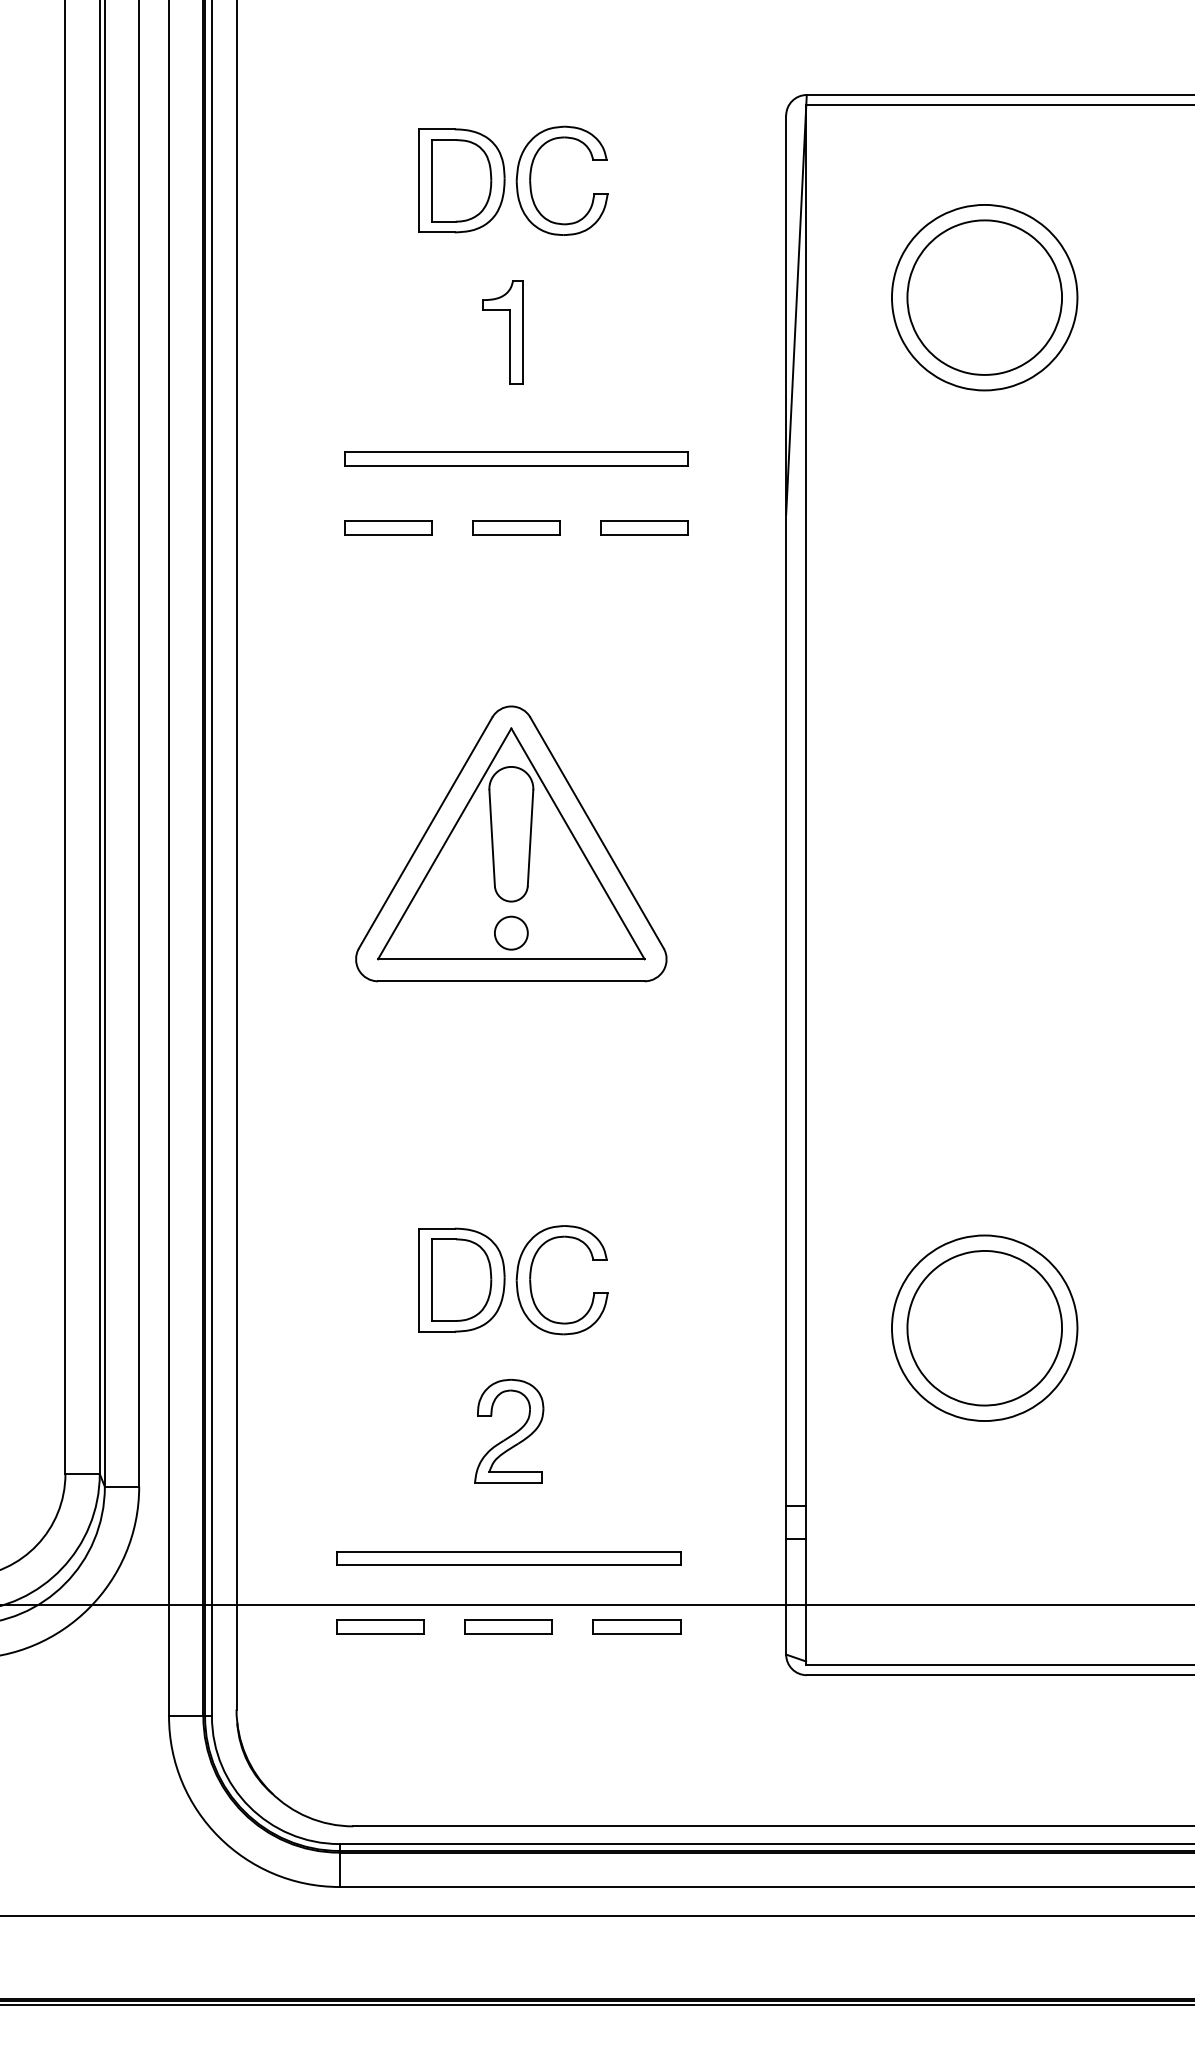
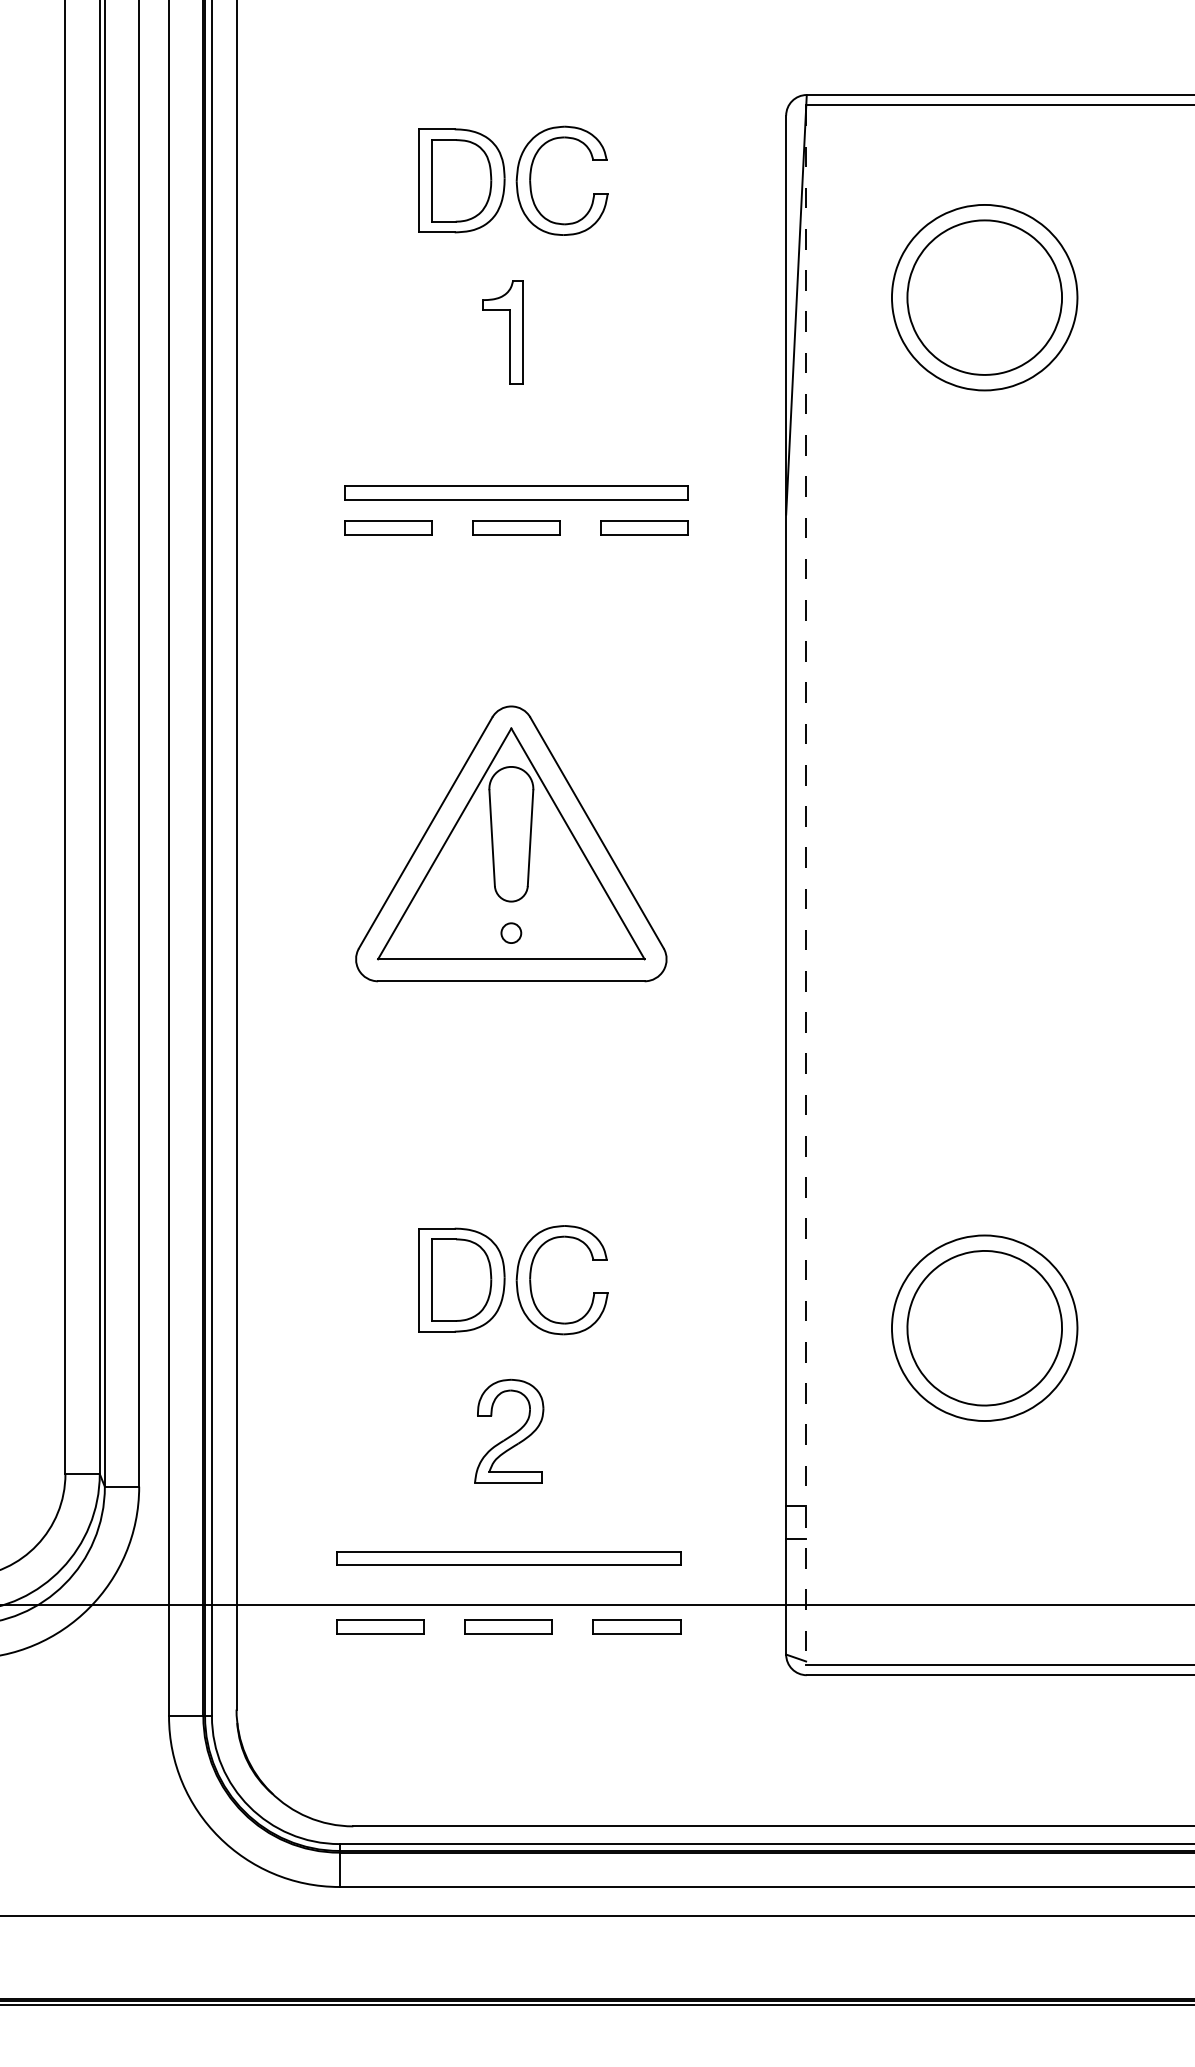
part position: (516, 458) -> (516, 492) (516, 492)
line: solid -> dashed (806, 885)
circle diameter: 33 px -> 20 px (511, 933)
